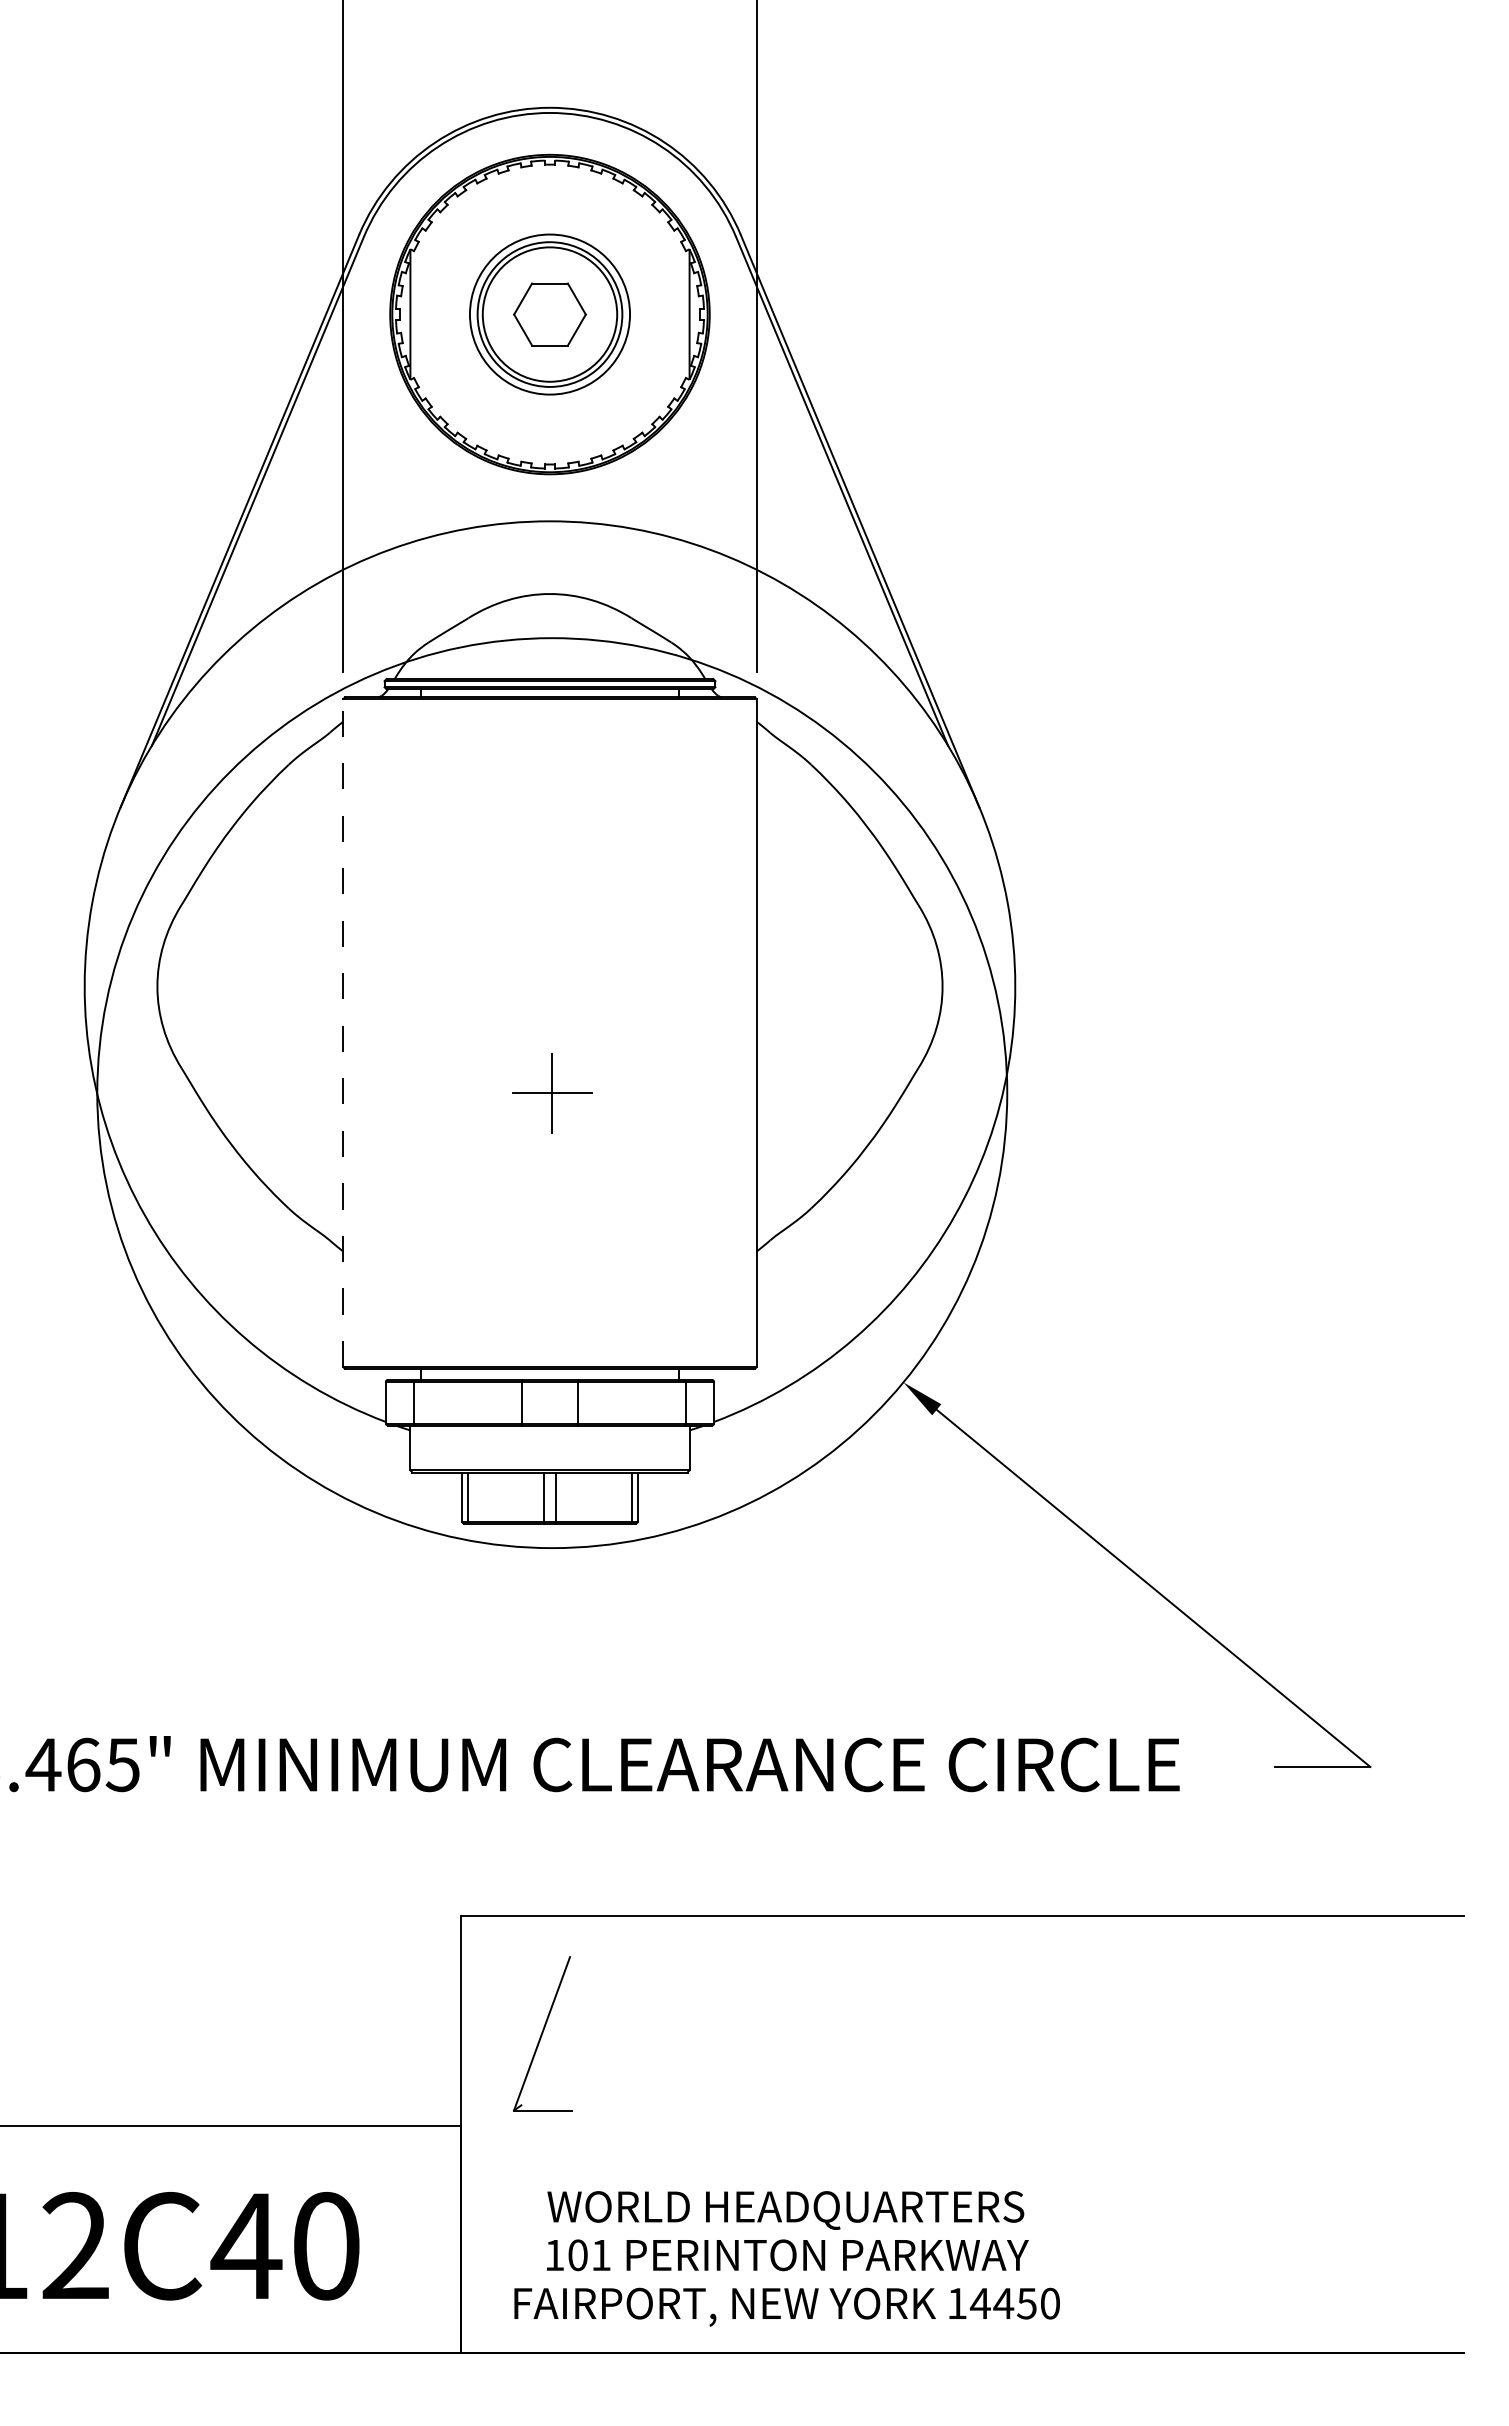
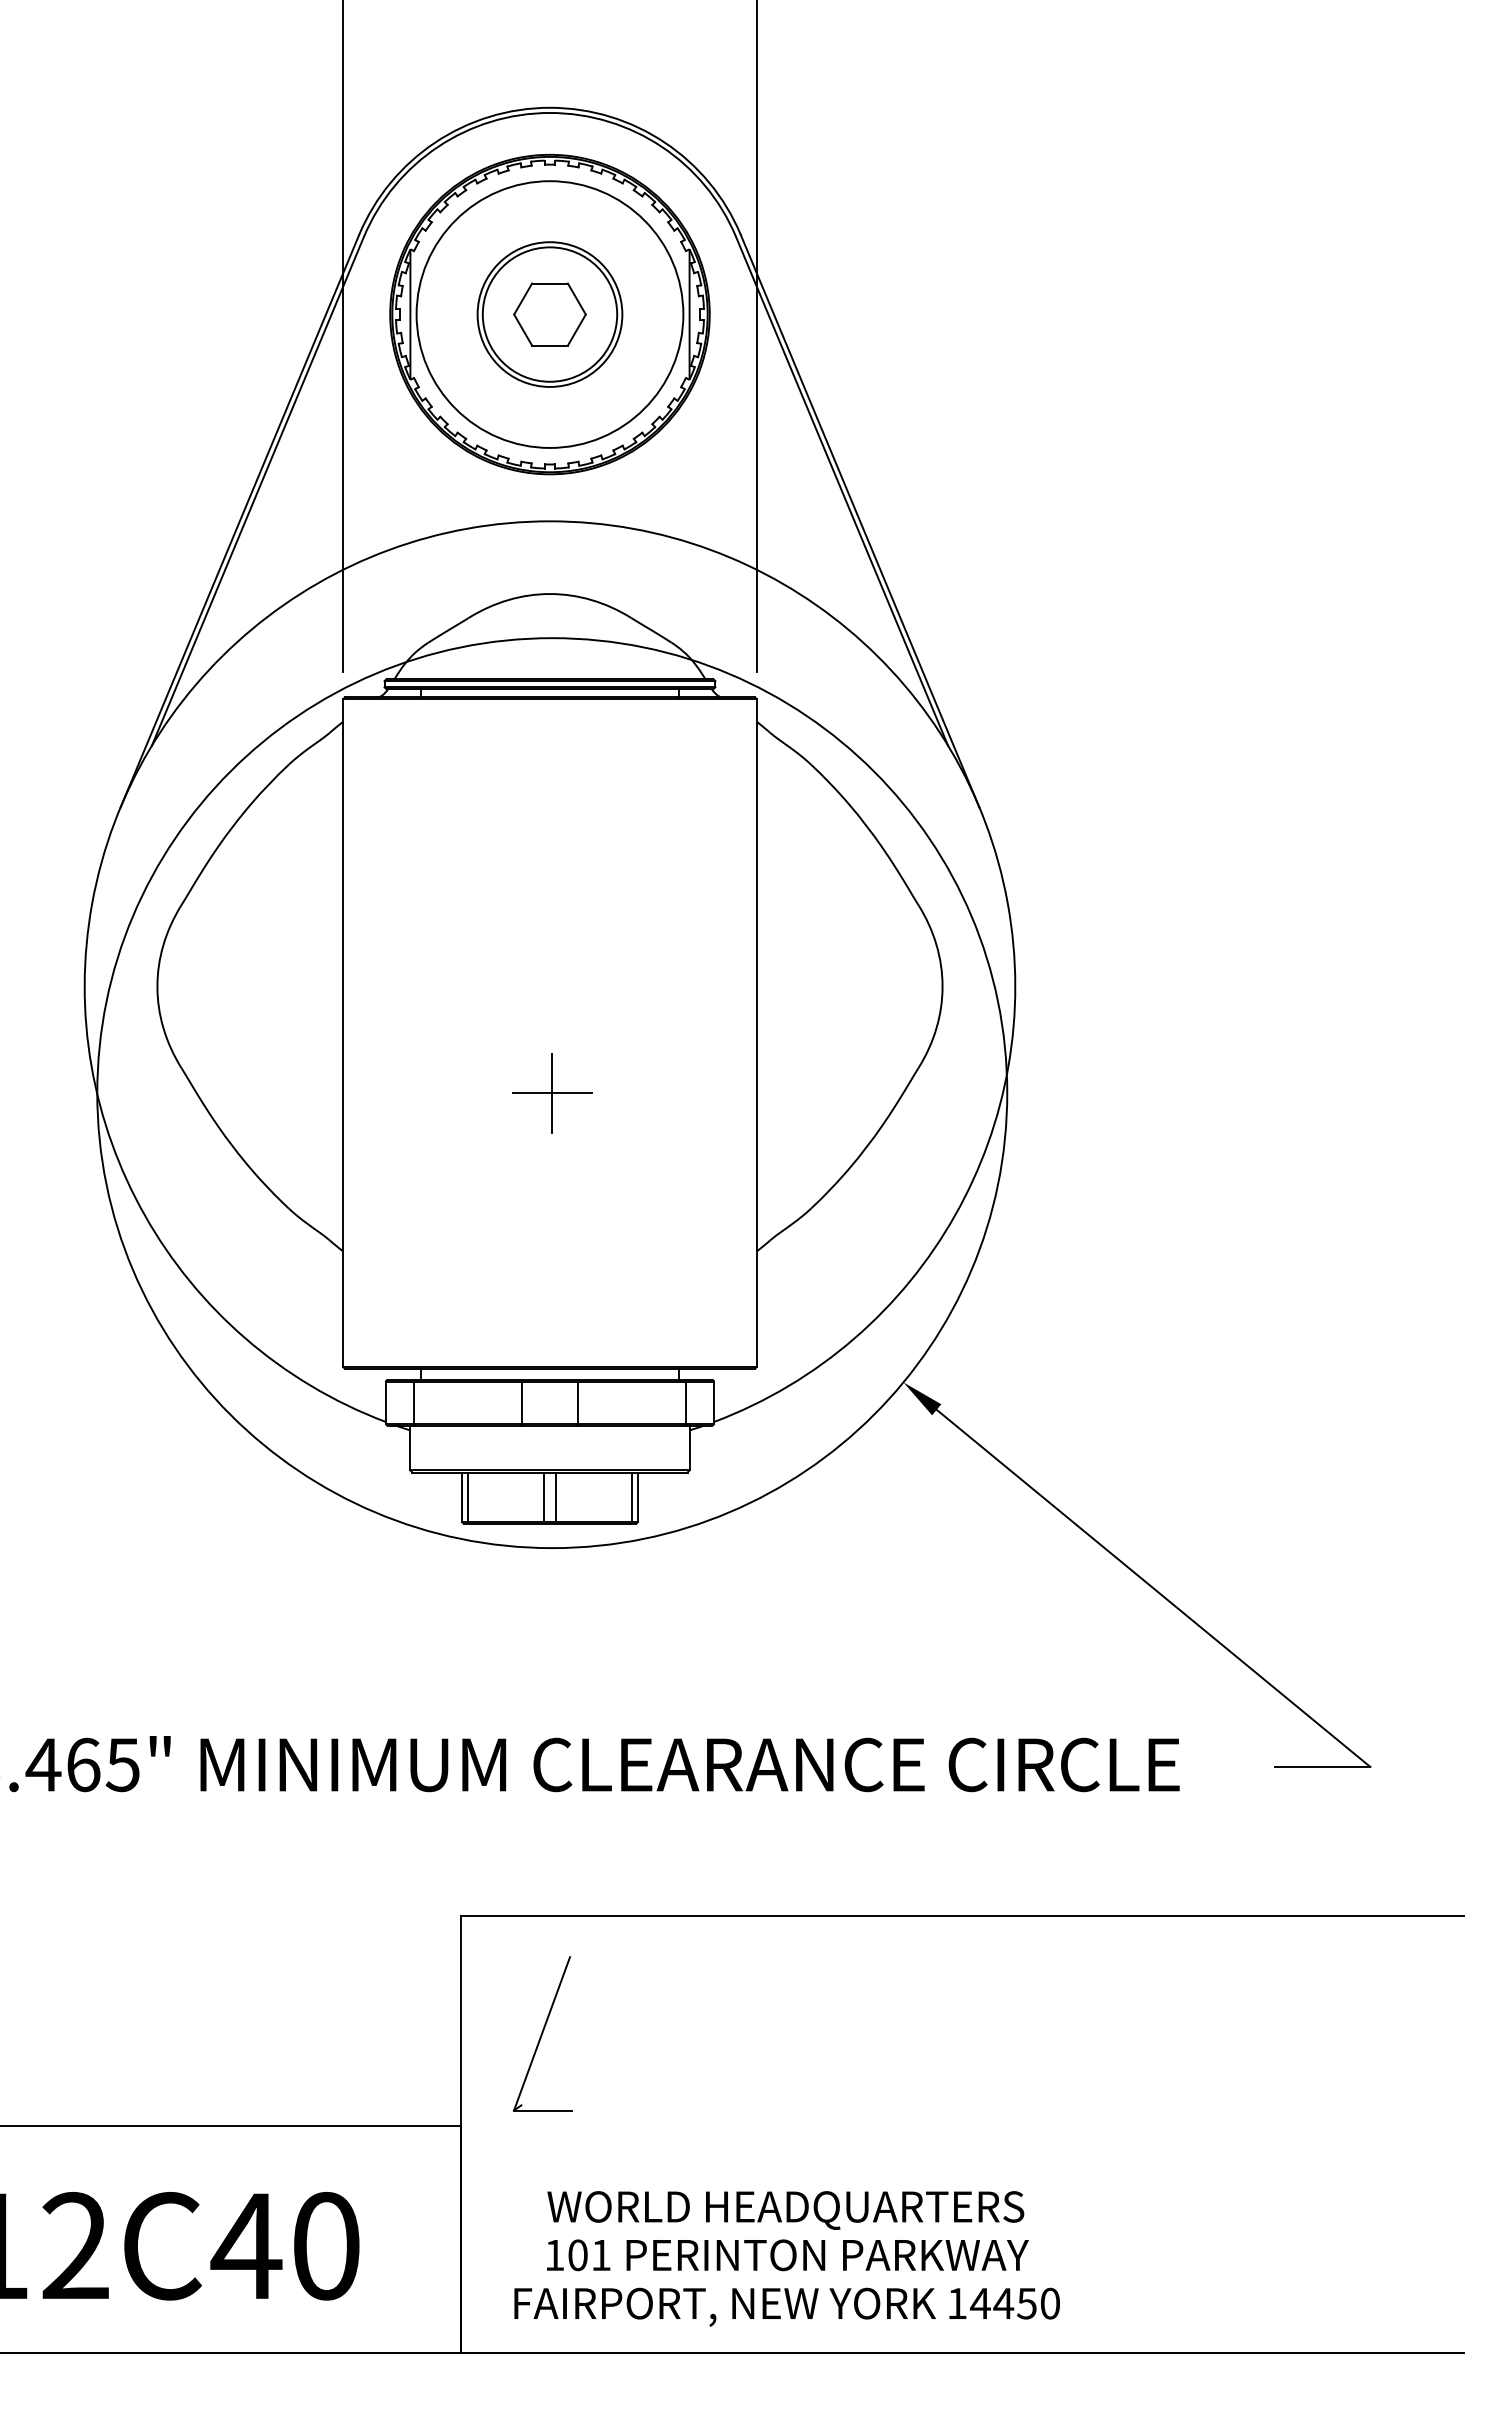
circle diameter: 160 px -> 267 px (549, 314)
line: dashed -> solid (343, 1033)
